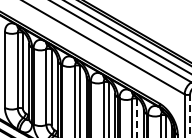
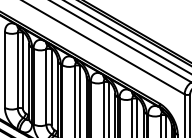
line: dashed -> solid (190, 116)
line: dashed -> solid (137, 119)
